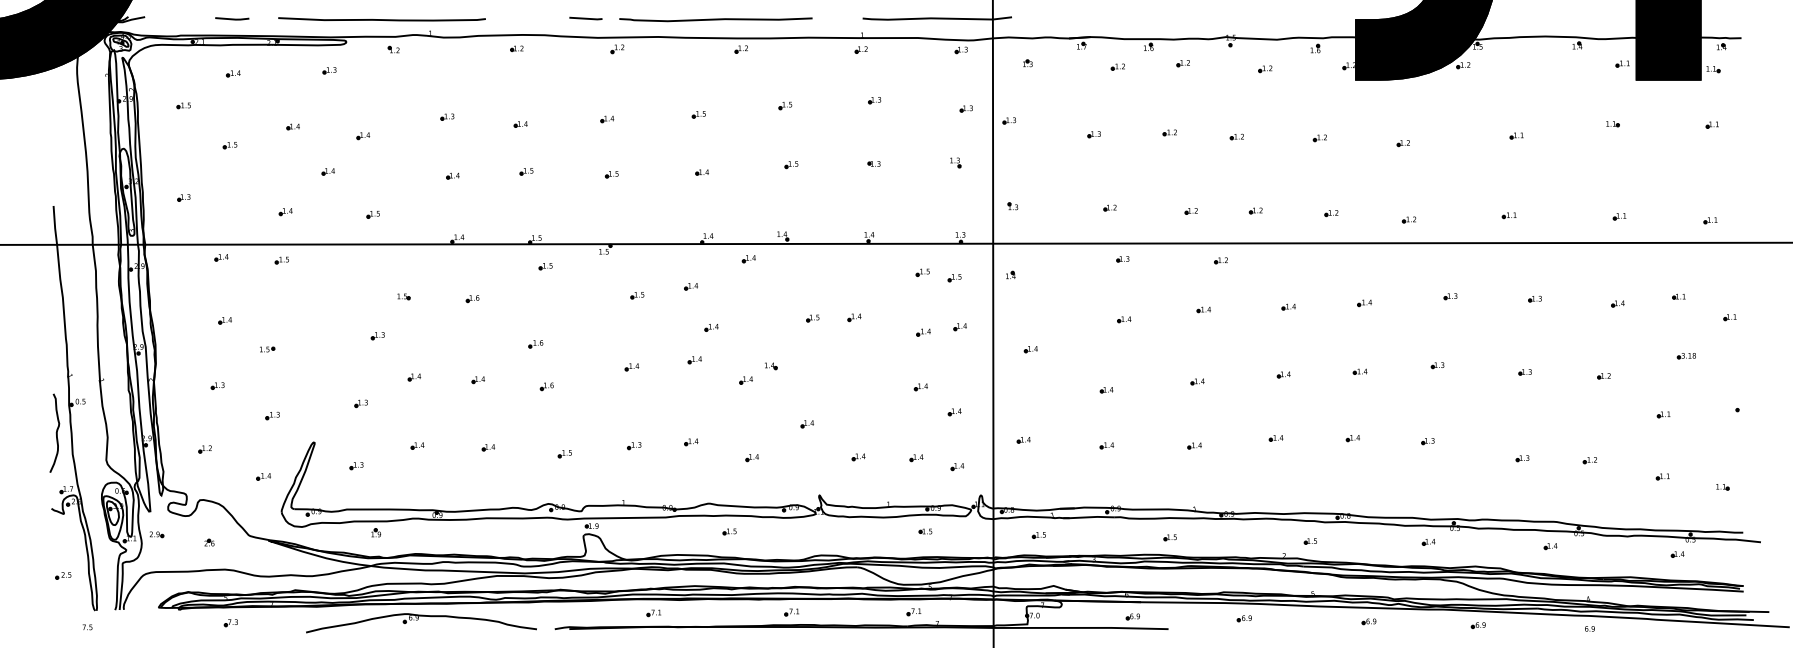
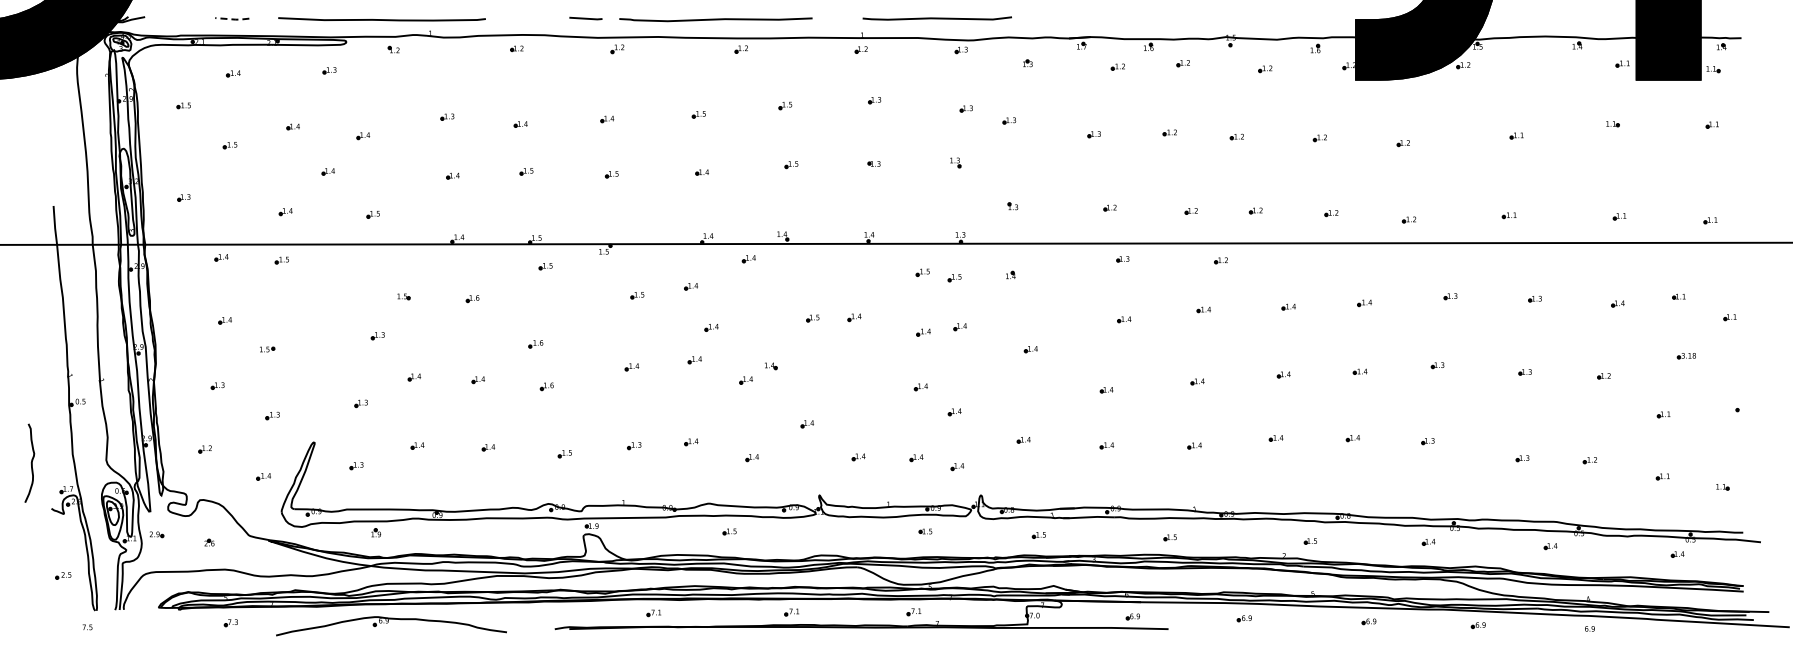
line: solid -> dashed (232, 19)
line: present -> none (992, 323)
curve position: (55, 432) -> (30, 462) (30, 462)
part position: (421, 623) -> (391, 626) (391, 626)
